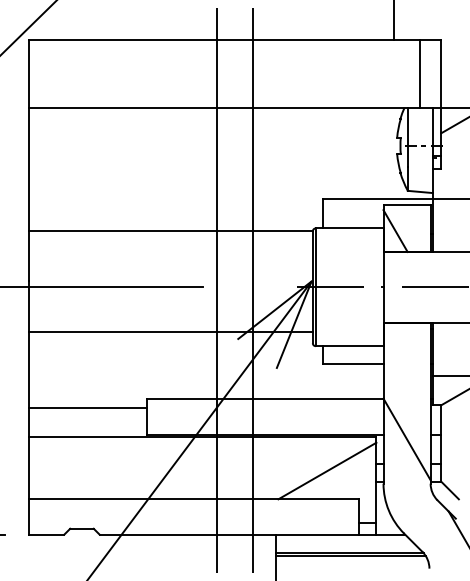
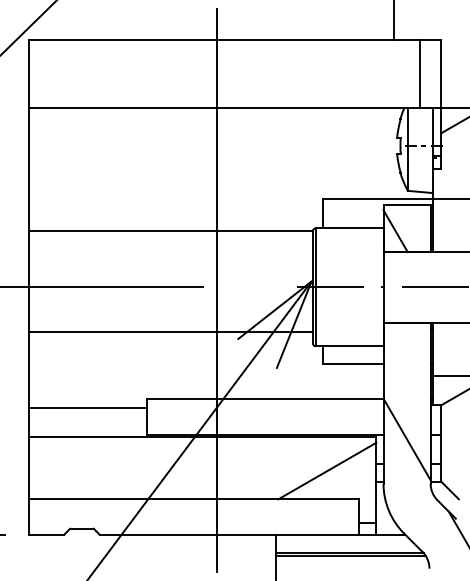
line: present -> none (252, 289)
